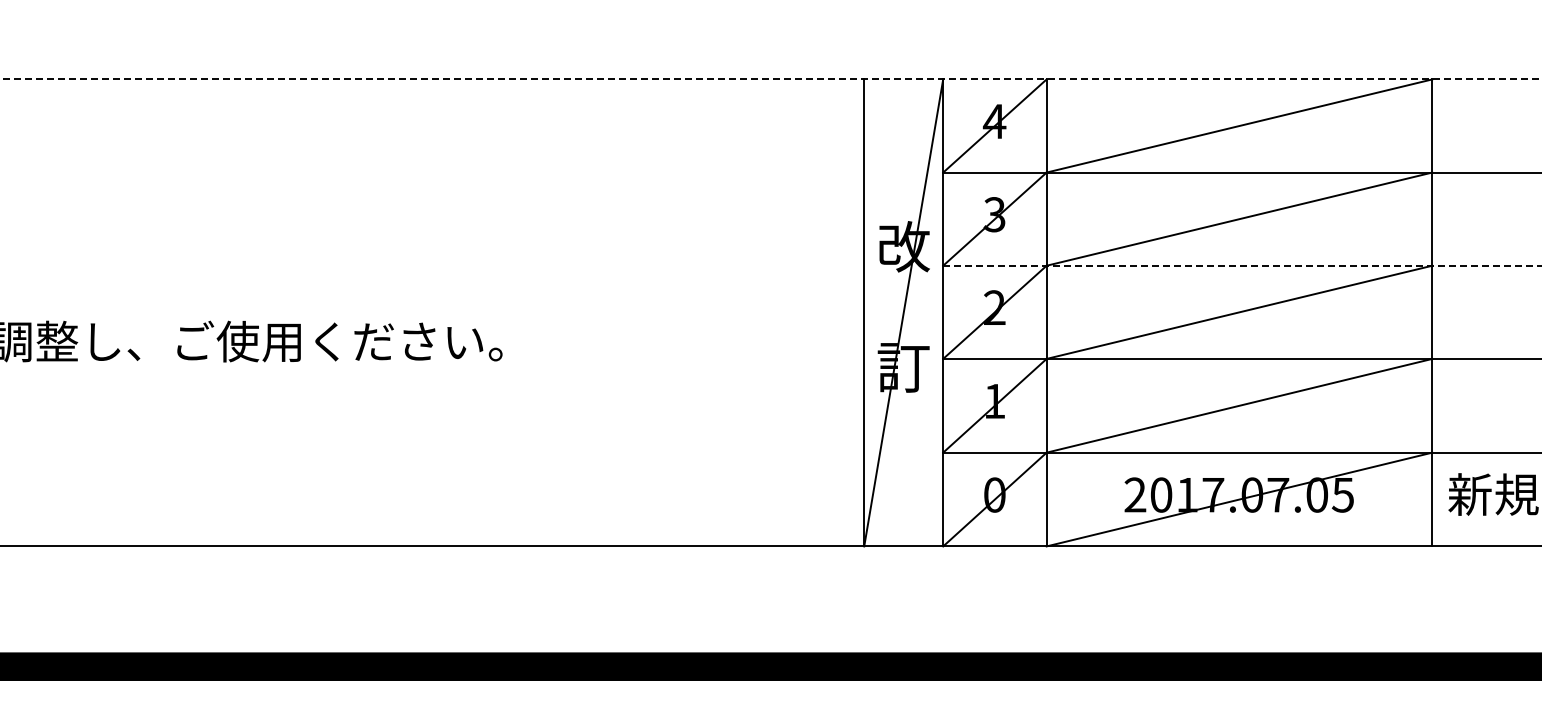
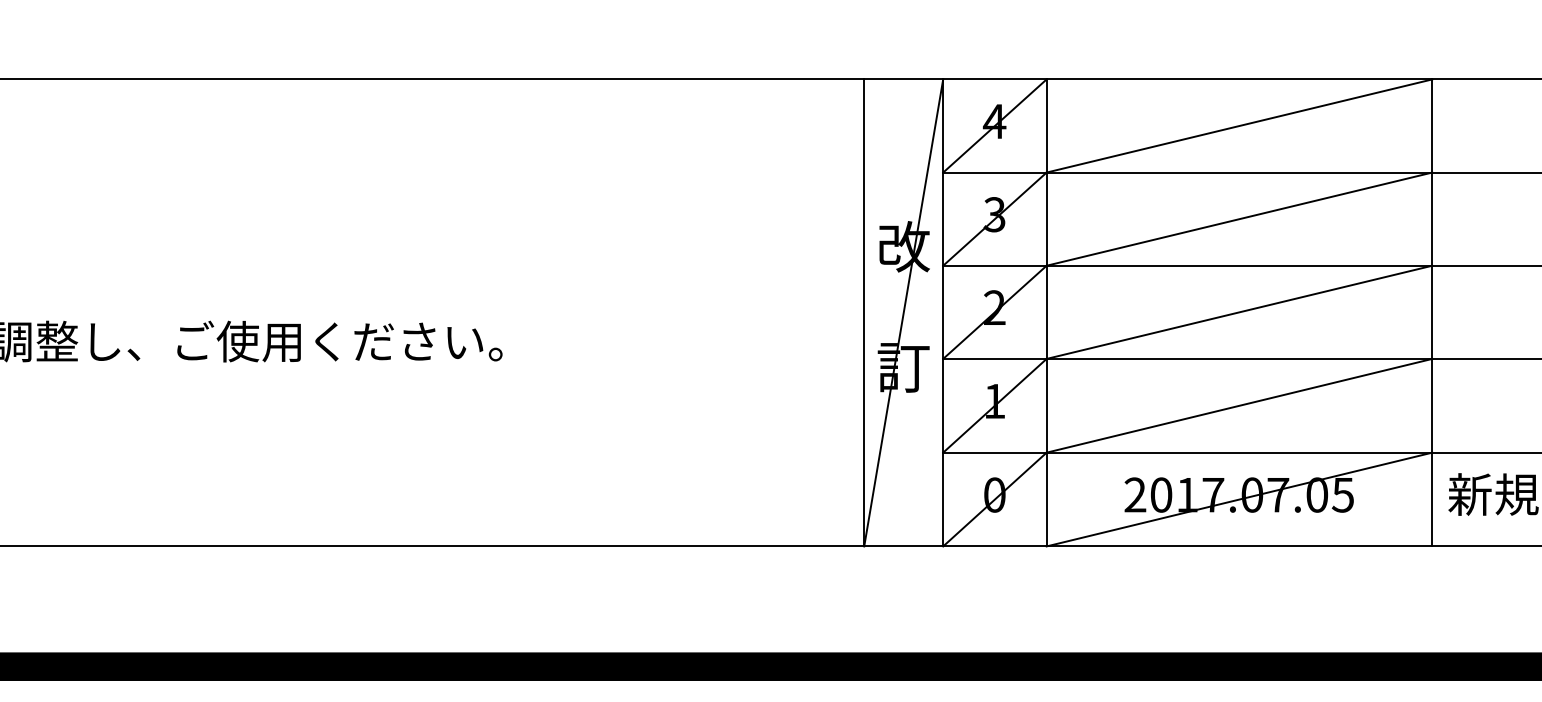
line: dashed -> solid (771, 79)
line: dashed -> solid (1242, 265)
